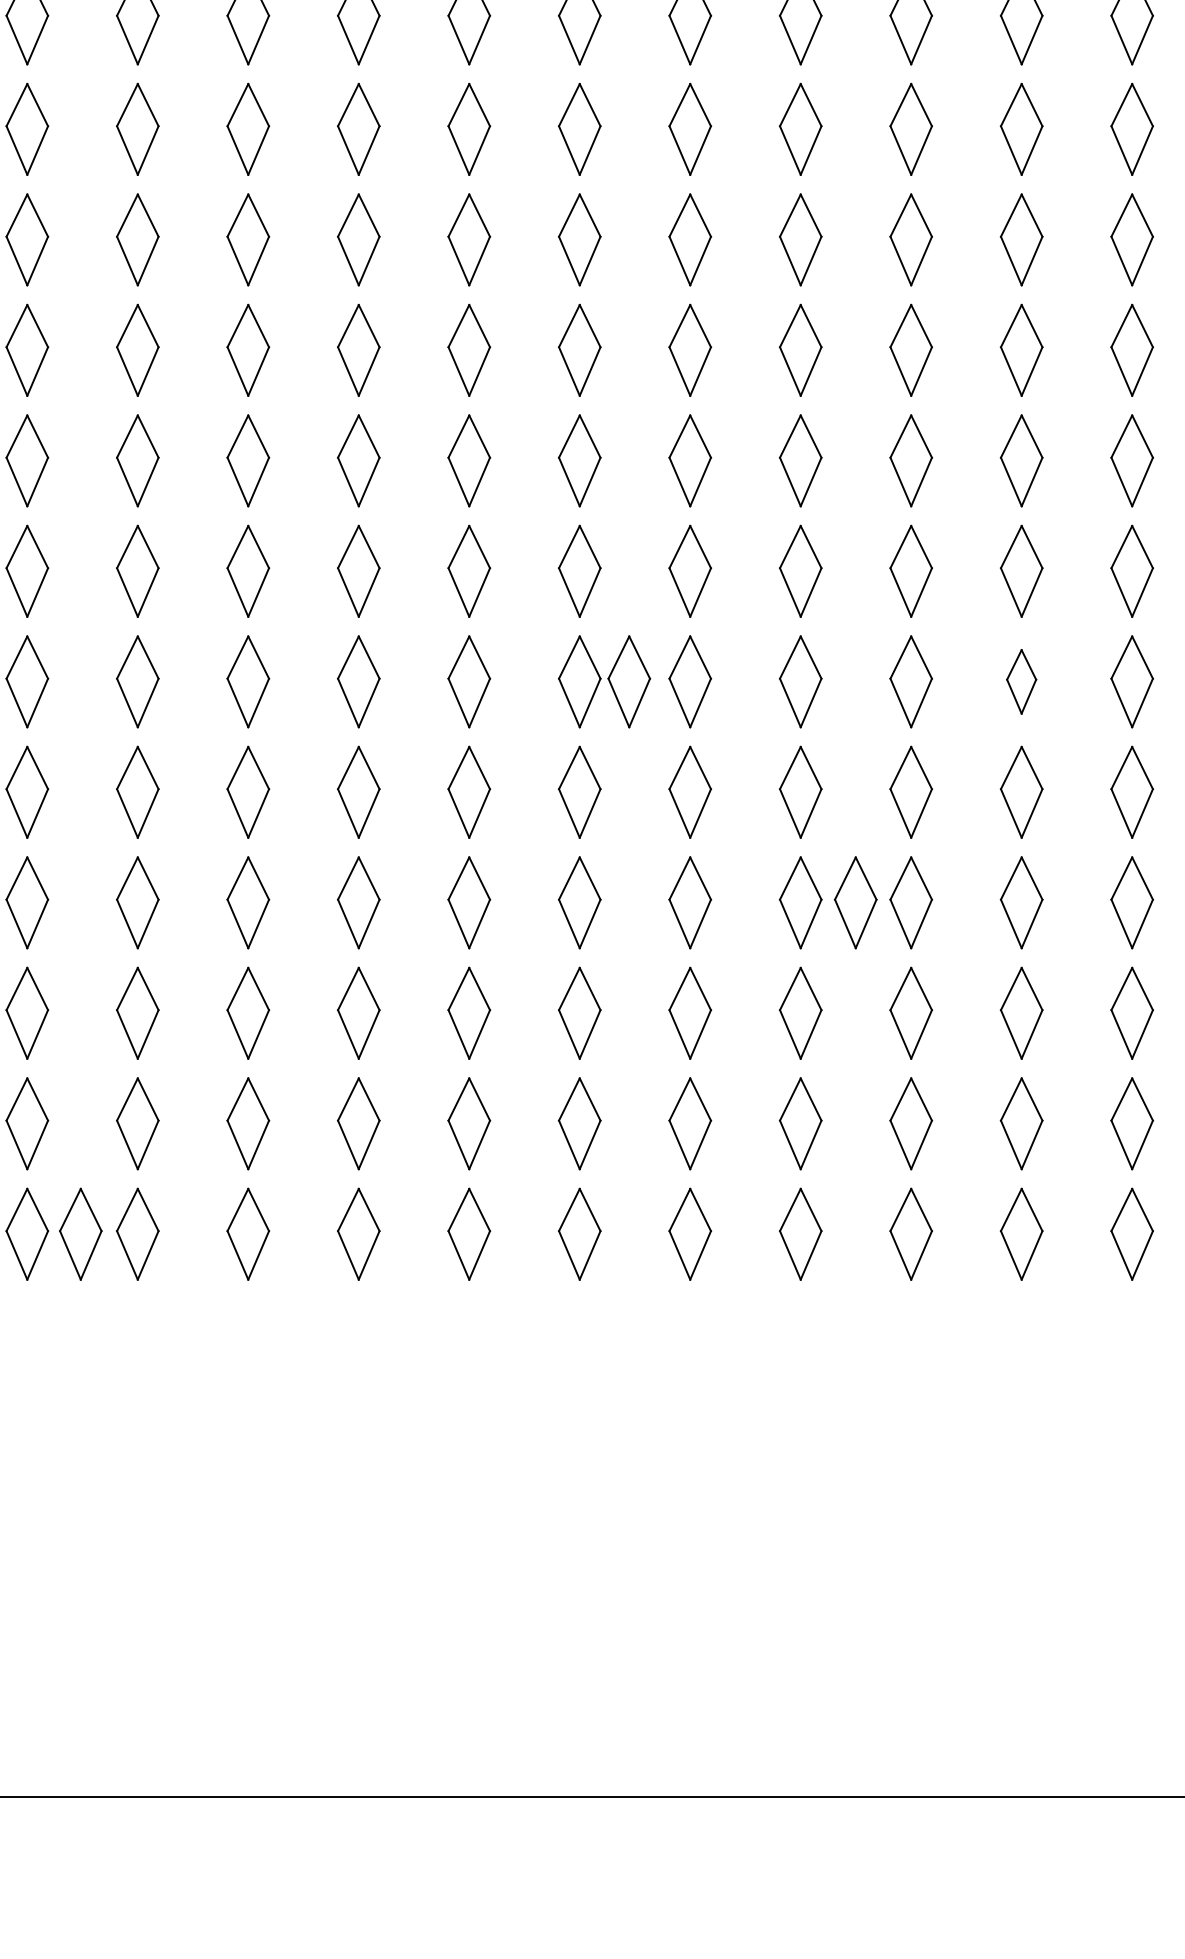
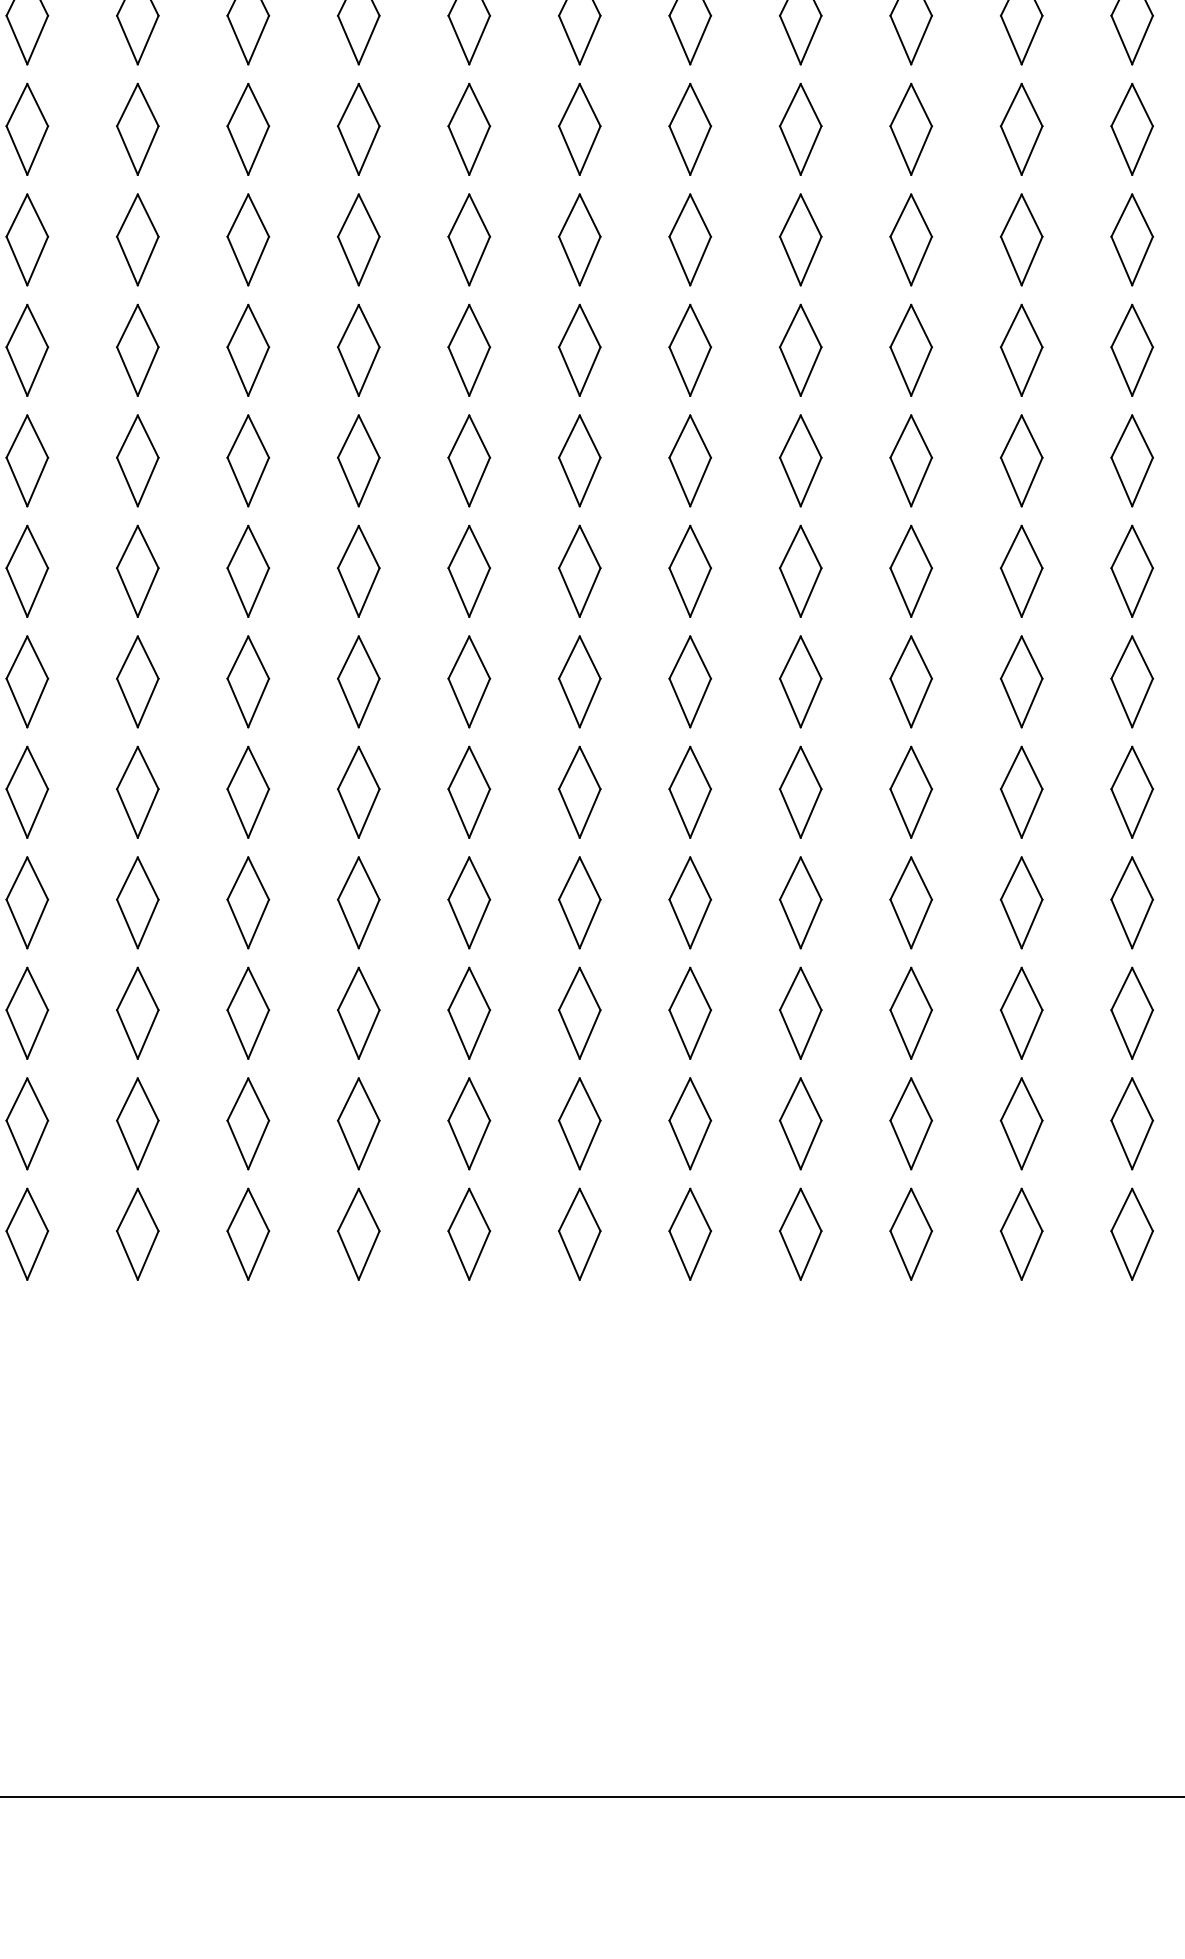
part: present -> none (629, 681)
part size: 32x66 px -> 45x94 px (1021, 681)
part: present -> none (855, 902)
part: present -> none (80, 1233)
